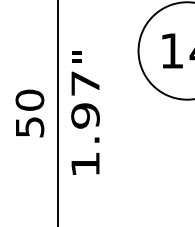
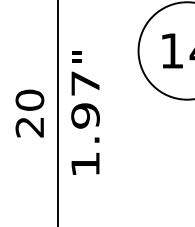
text: 50 -> 20 (29, 127)
